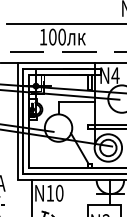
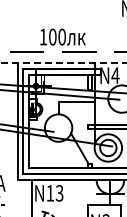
line: present -> none (64, 23)
line: solid -> dashed (63, 63)
text: N10 -> N13 (59, 193)
